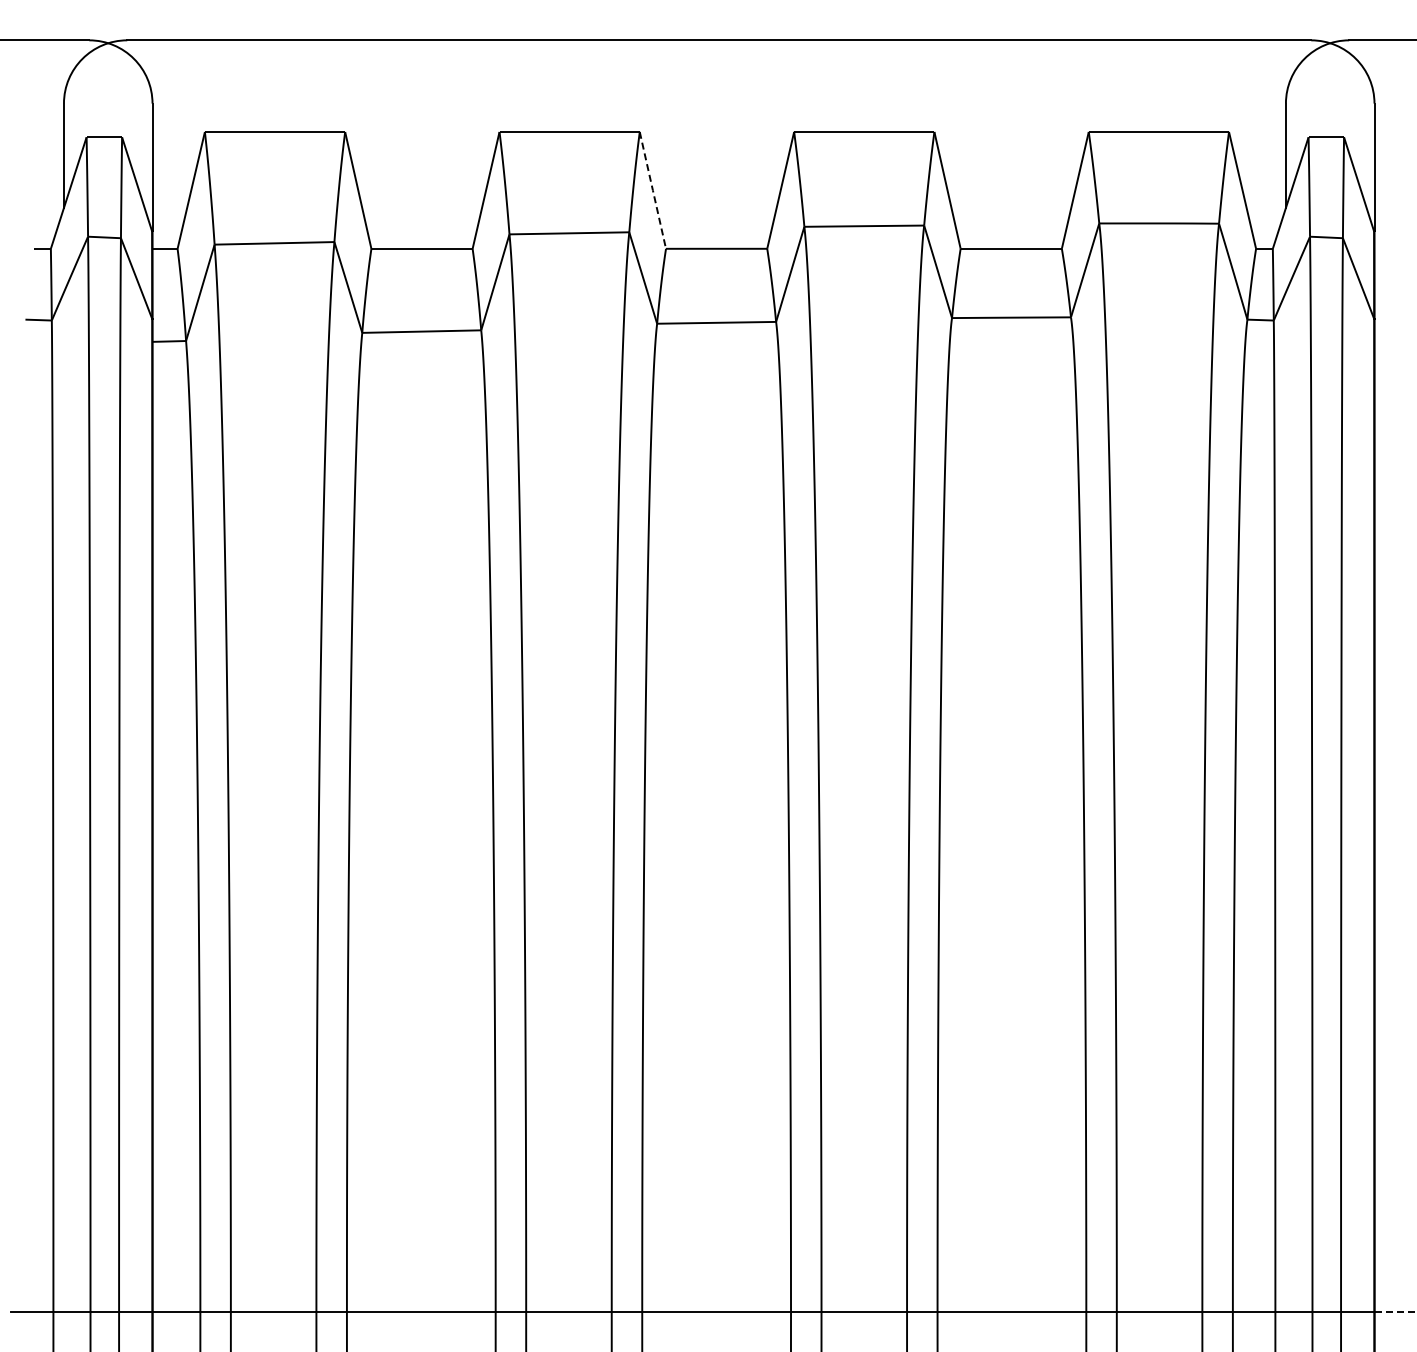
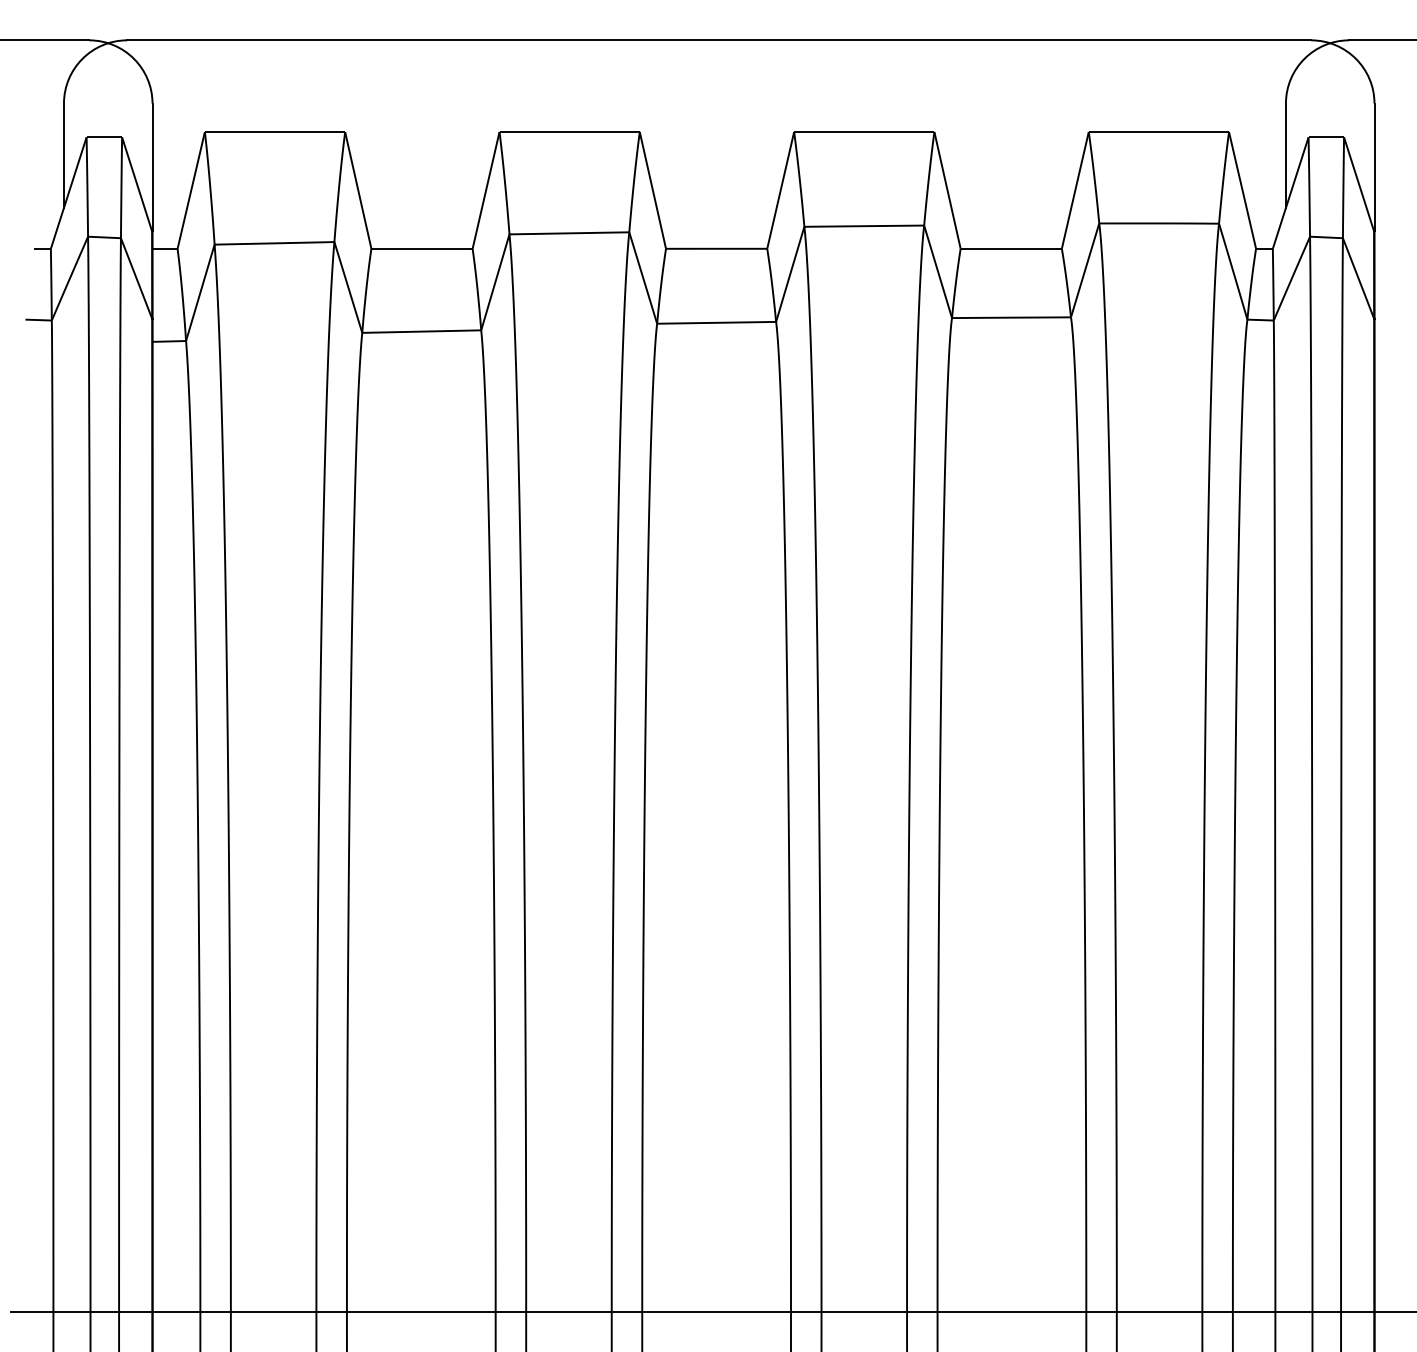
line: dashed -> solid (652, 190)
line: dashed -> solid (1395, 1311)
